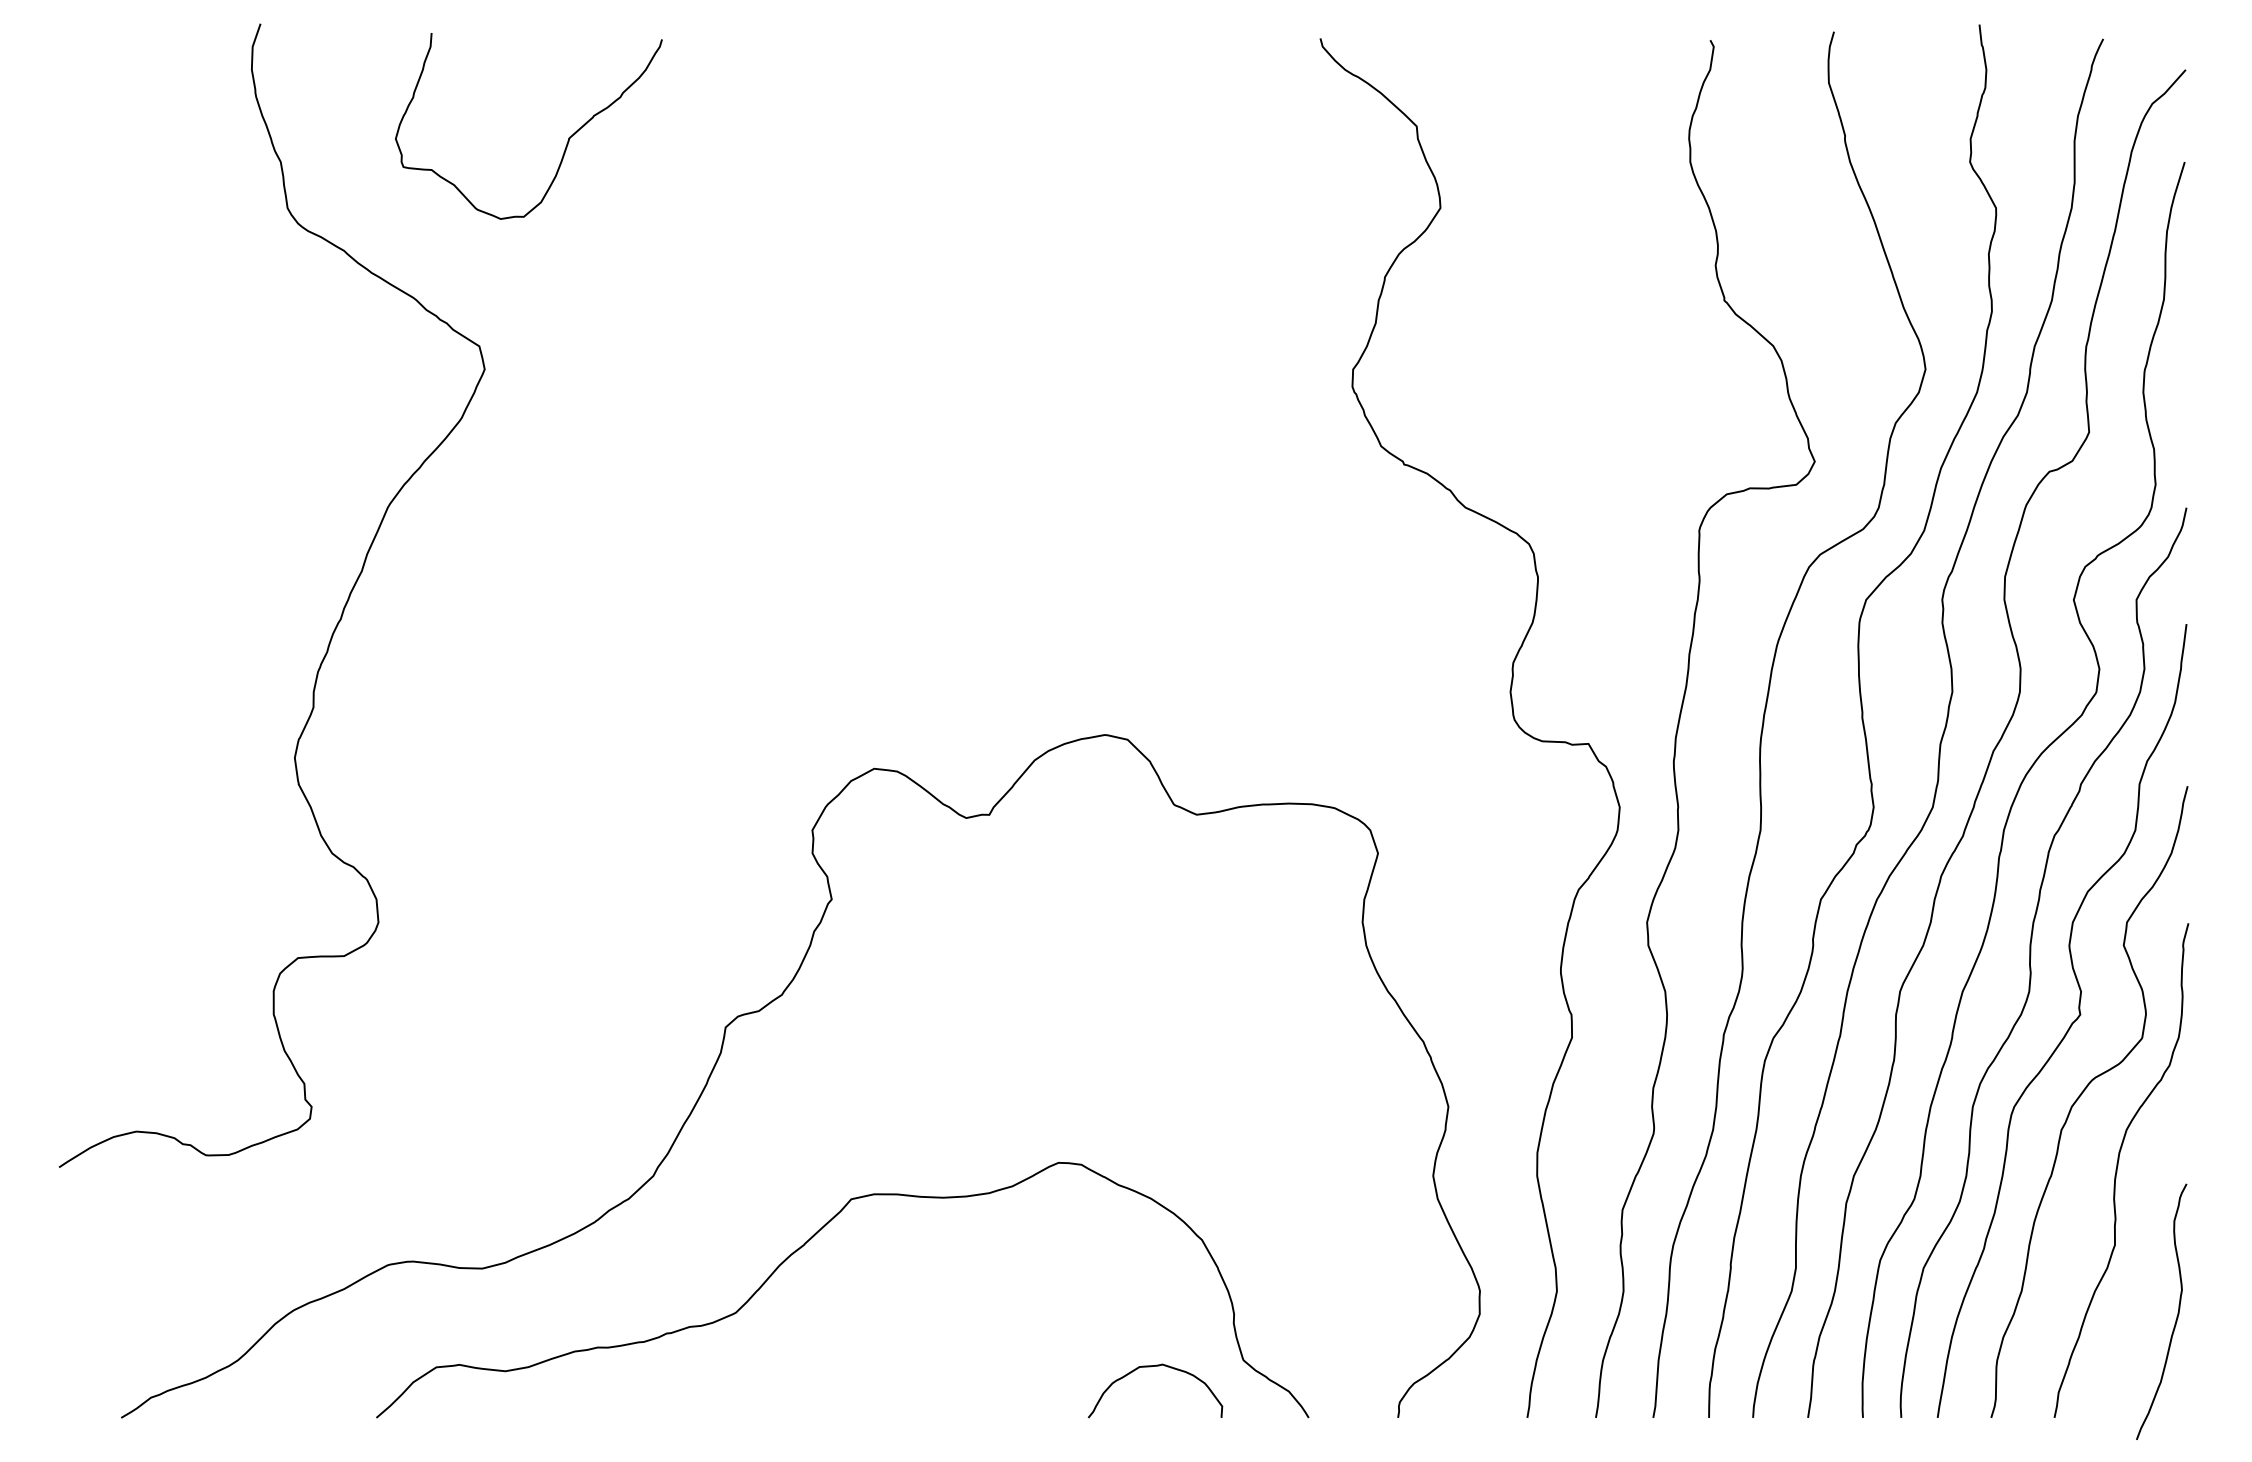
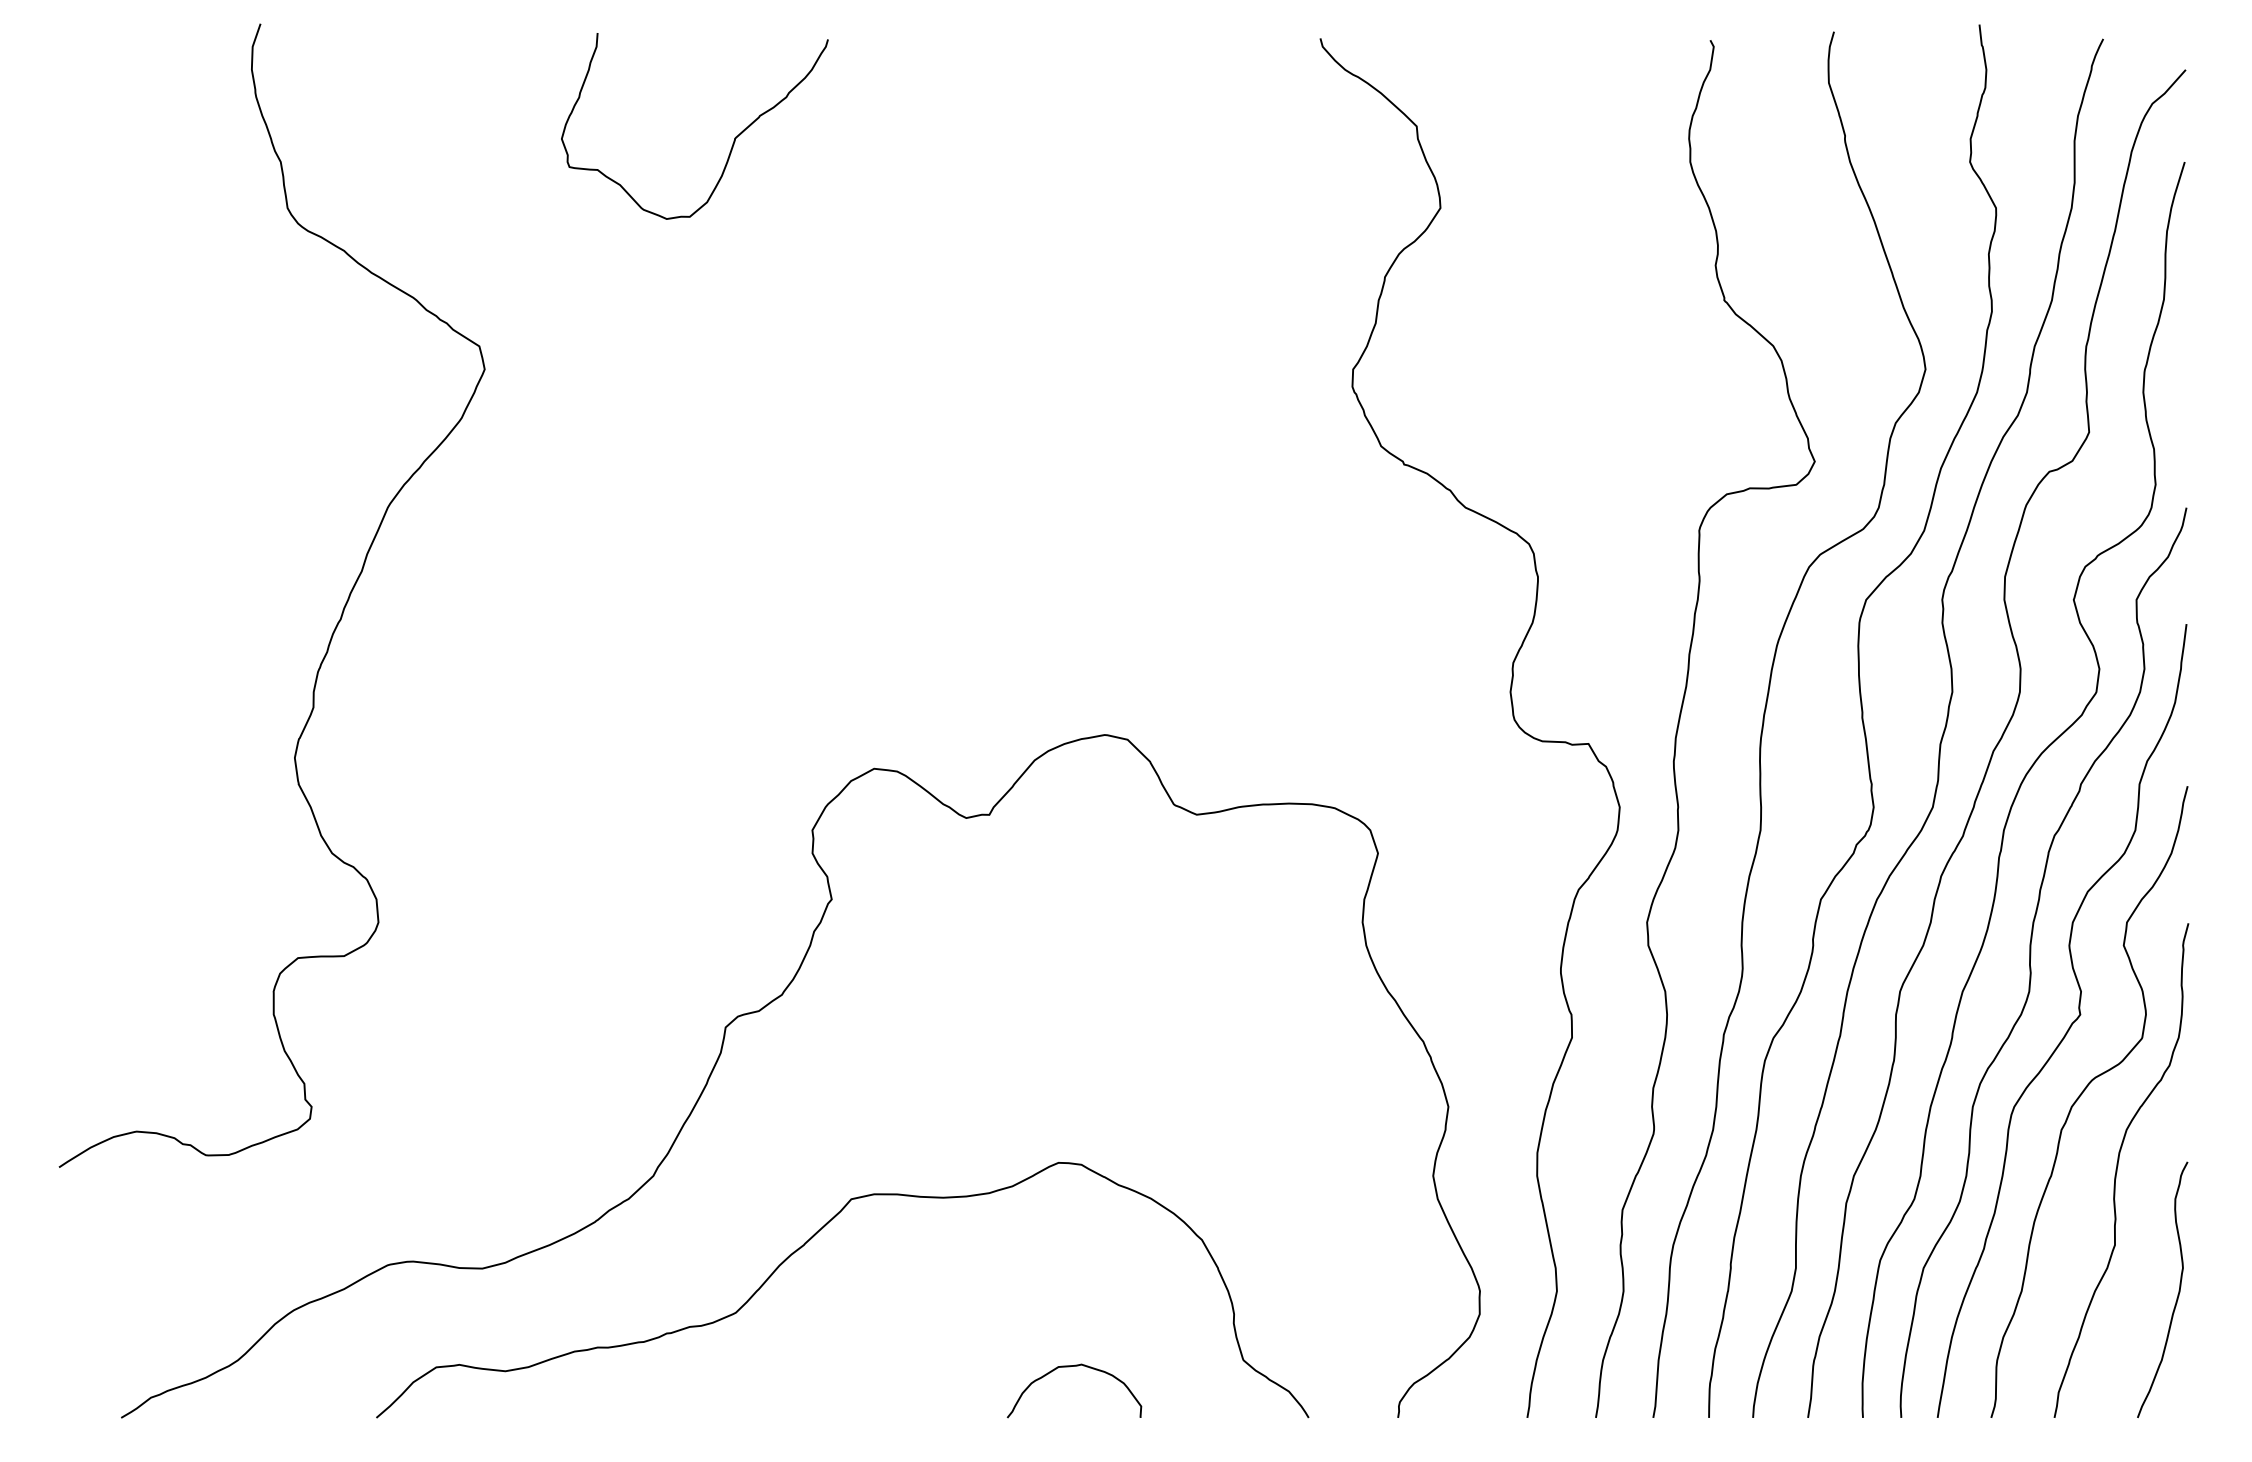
curve position: (567, 140) -> (733, 140) (733, 140)
curve position: (2176, 1316) -> (2177, 1294) (2177, 1294)
curve position: (1150, 1367) -> (1069, 1367) (1069, 1367)
